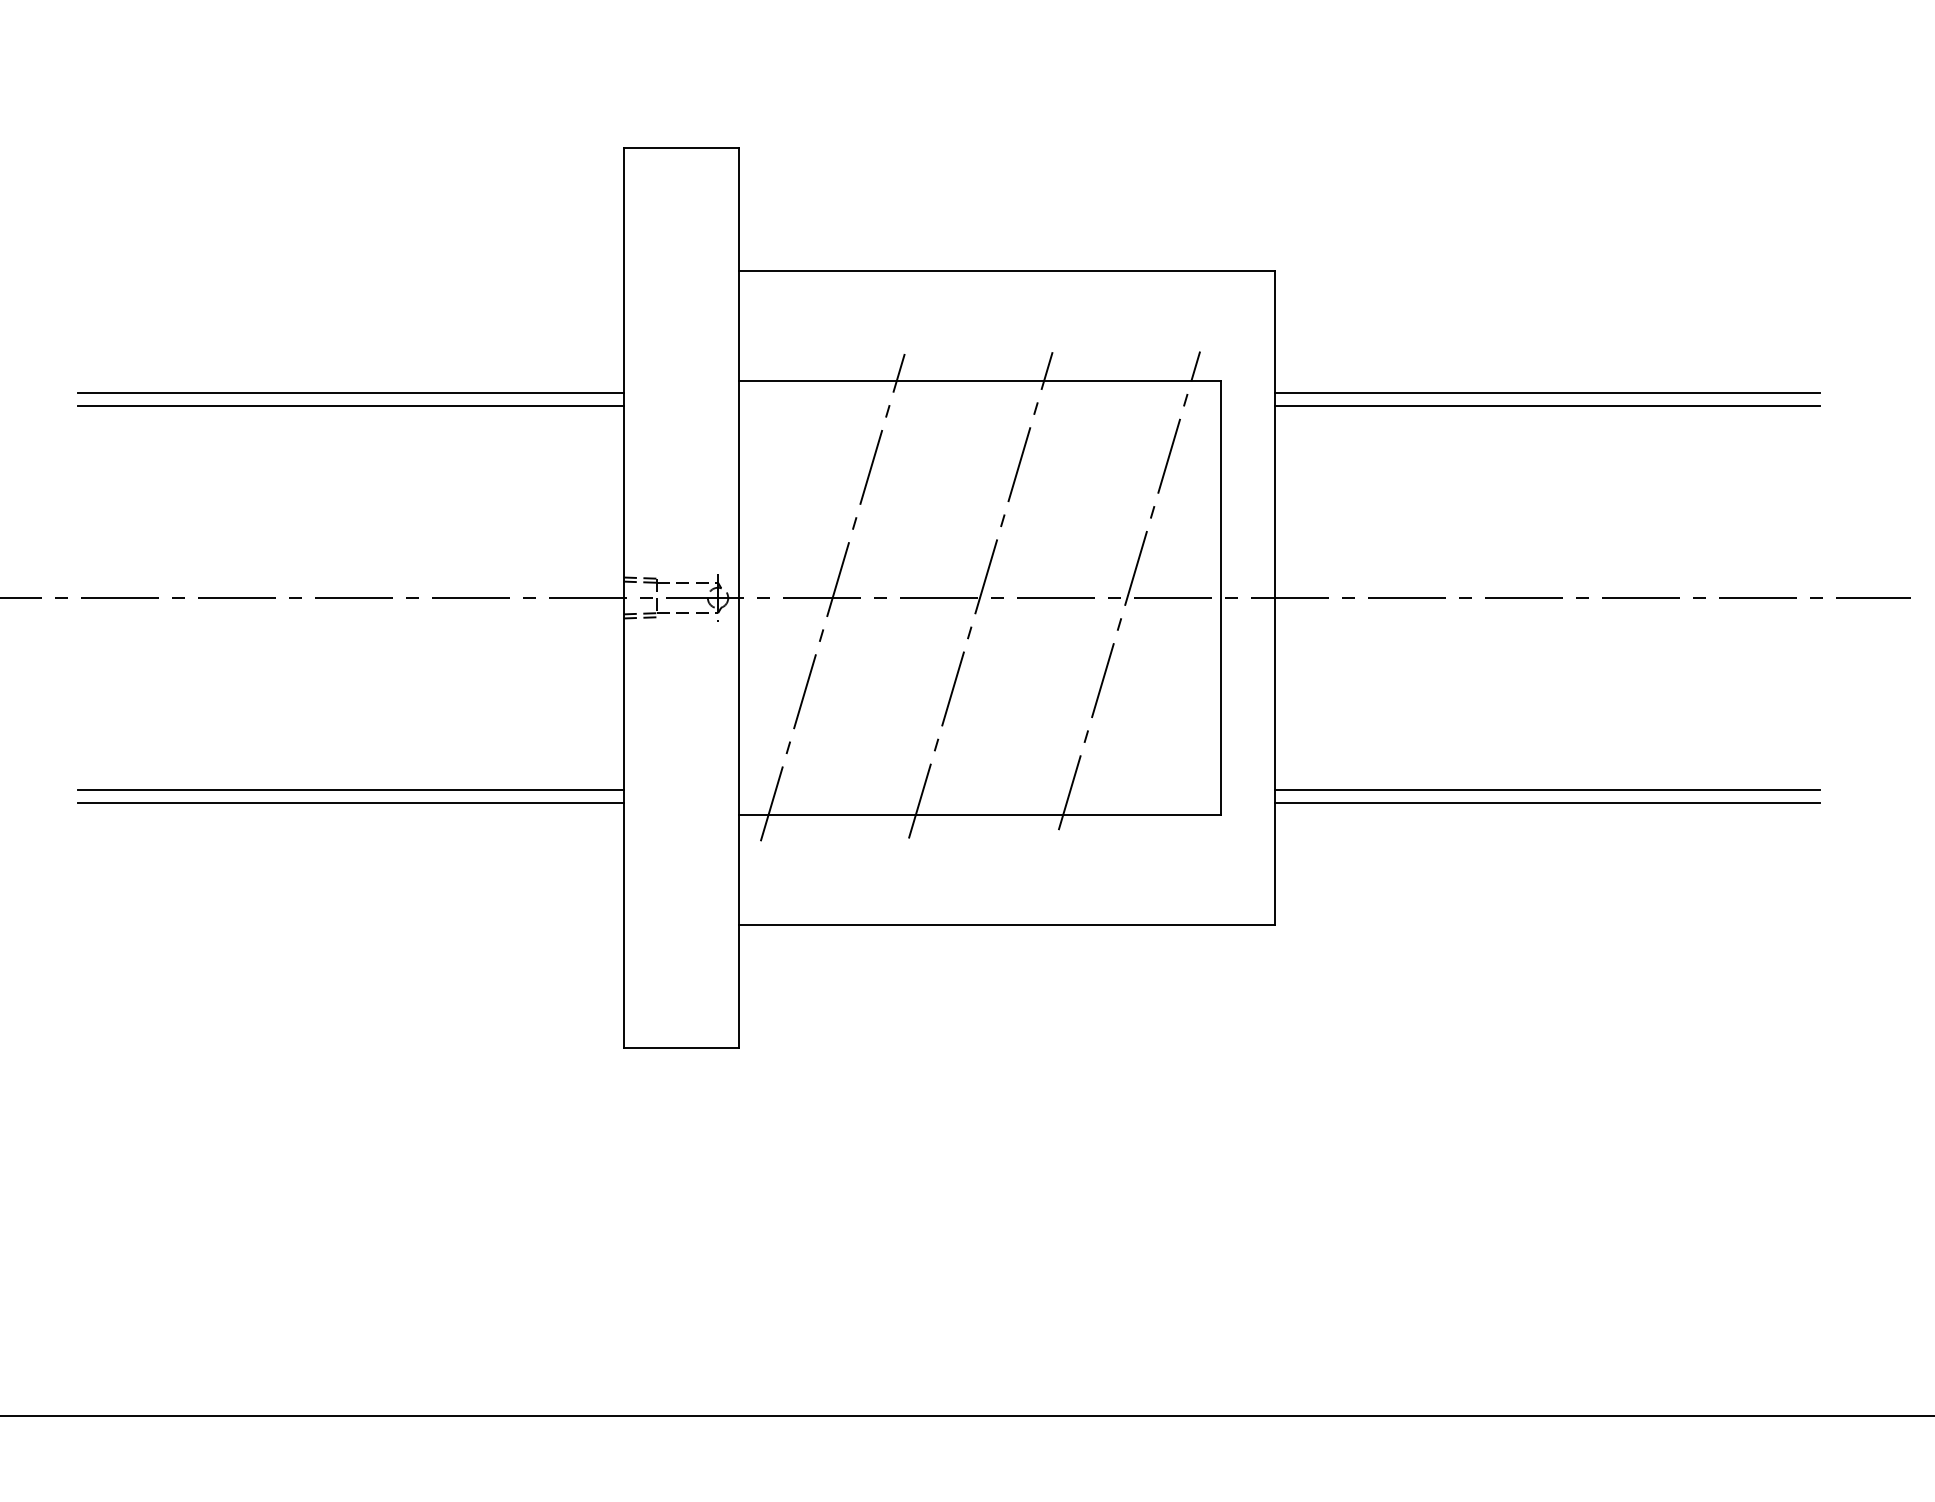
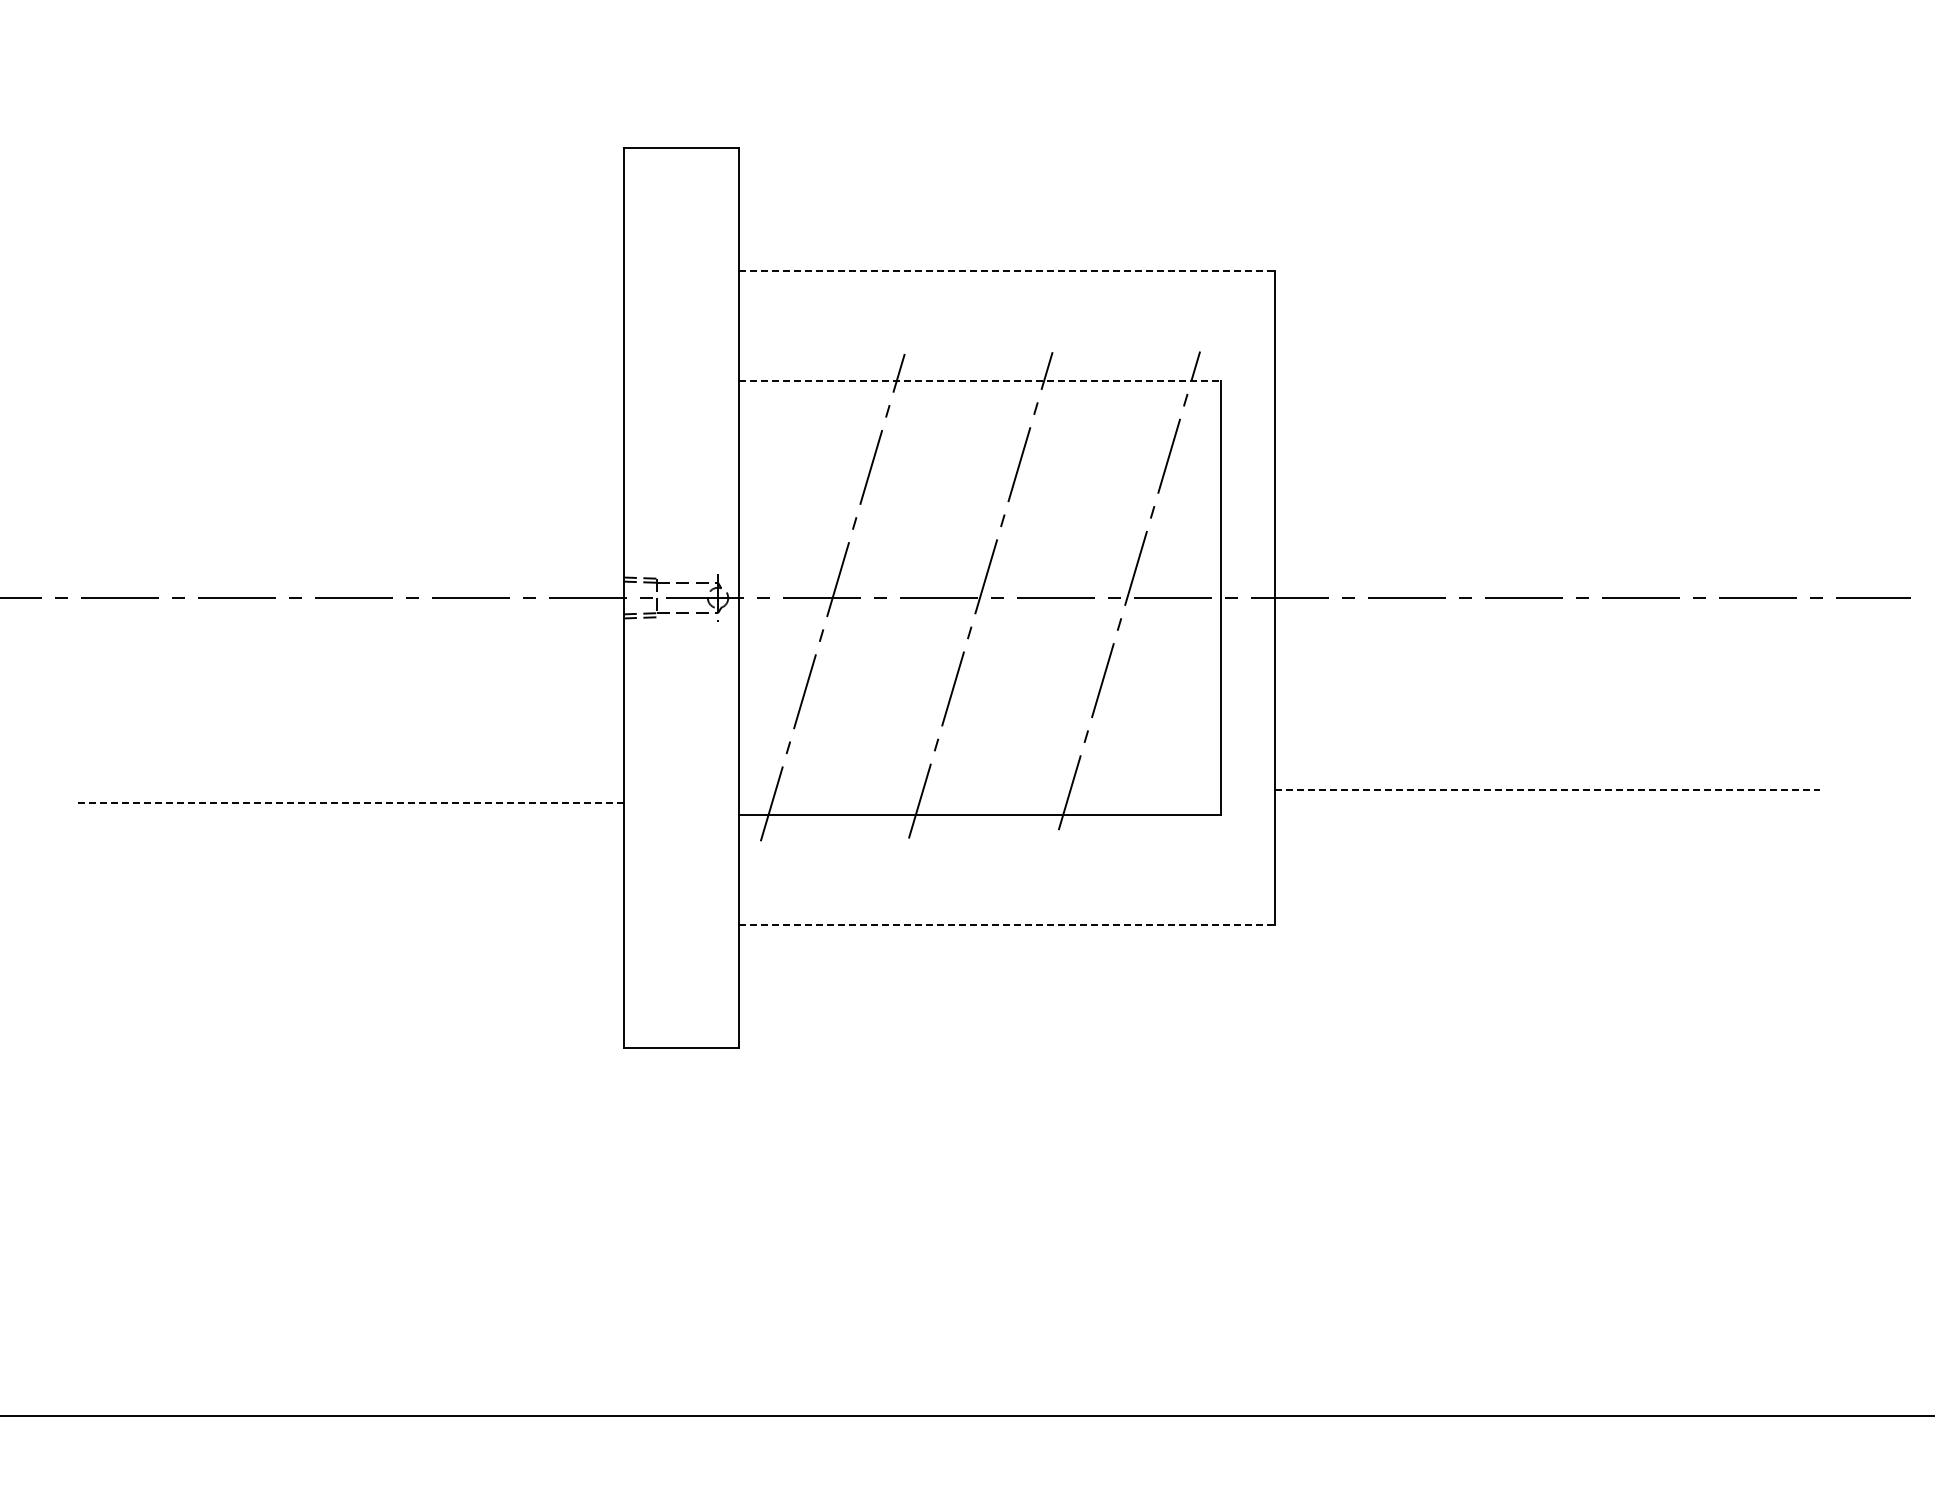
line: solid -> dashed (1007, 270)
line: solid -> dashed (980, 381)
line: present -> none (350, 393)
line: present -> none (1547, 393)
line: present -> none (350, 405)
line: present -> none (1547, 405)
line: present -> none (350, 790)
line: solid -> dashed (1547, 790)
line: solid -> dashed (351, 802)
line: present -> none (1547, 802)
line: solid -> dashed (1007, 925)
